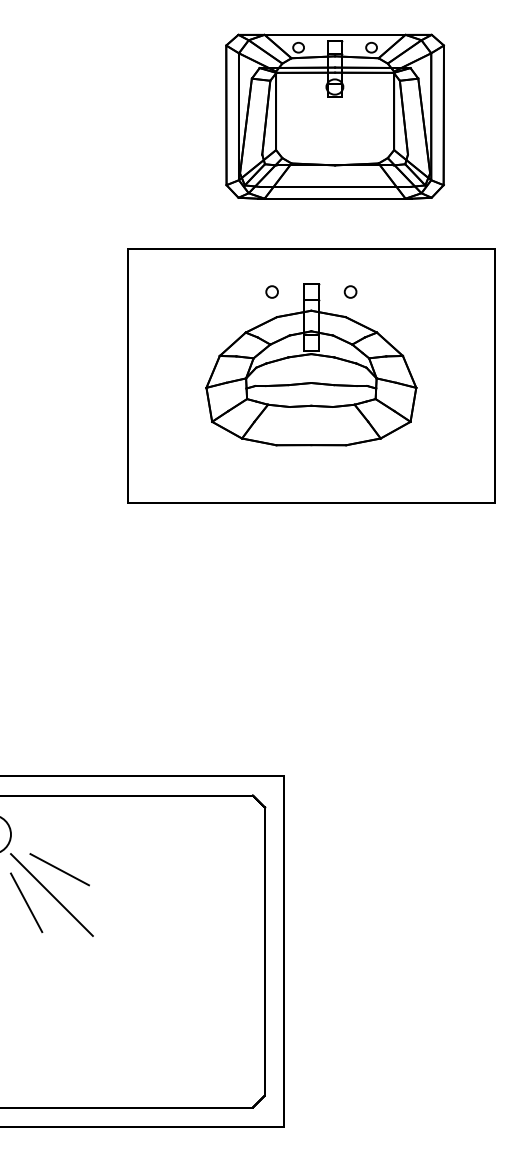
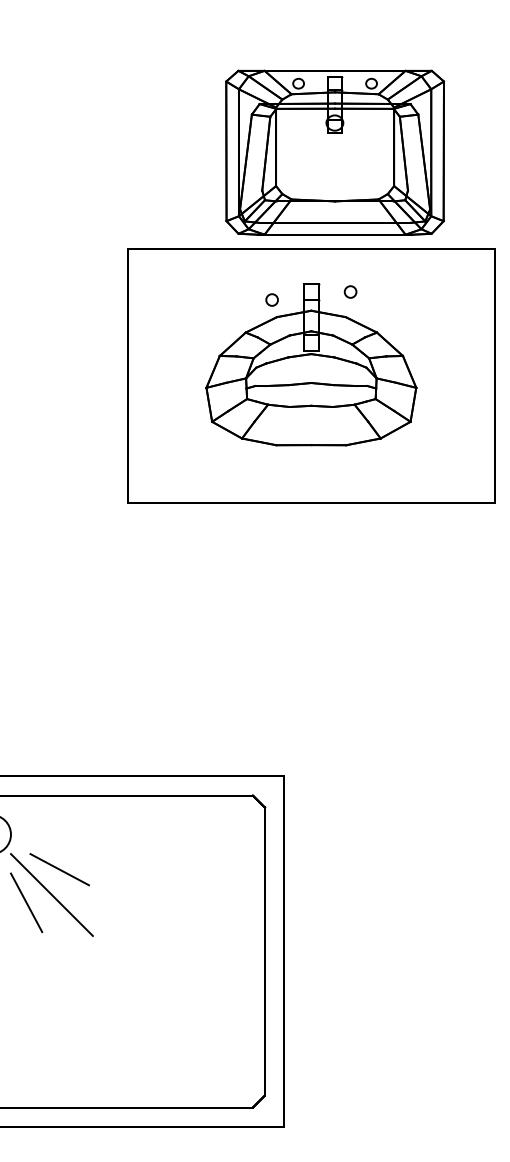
part position: (334, 116) -> (334, 152) (334, 152)
circle position: (271, 291) -> (271, 299) (271, 299)
